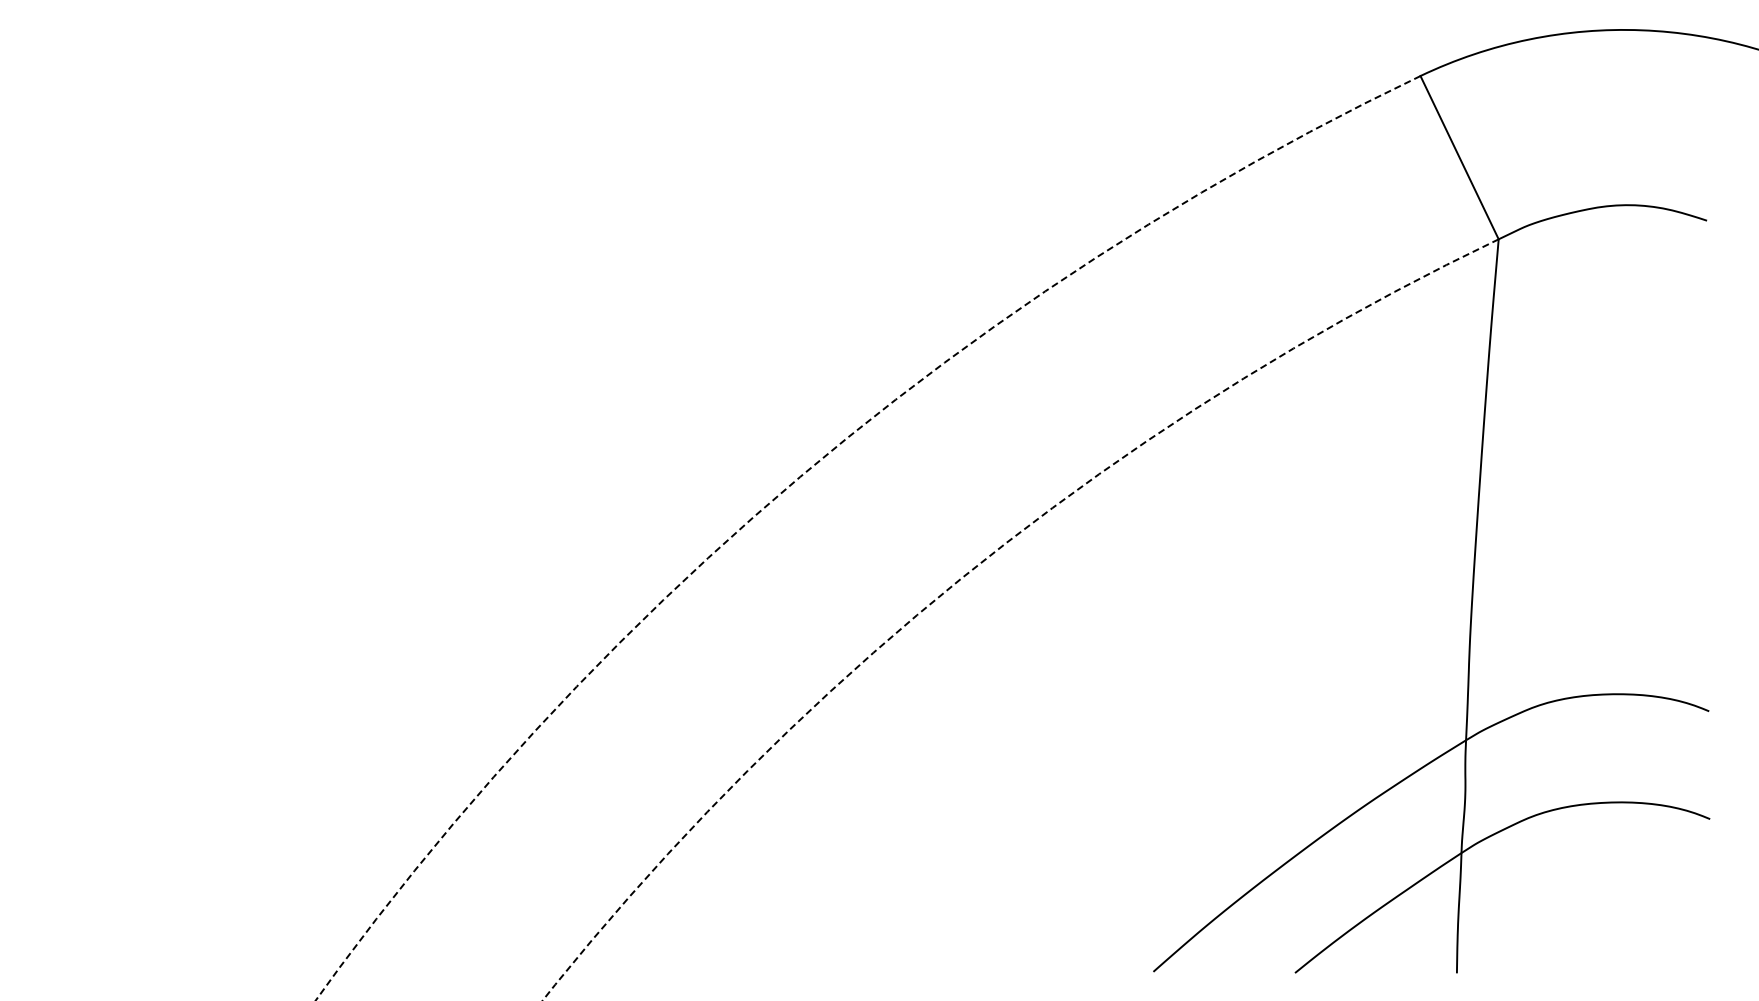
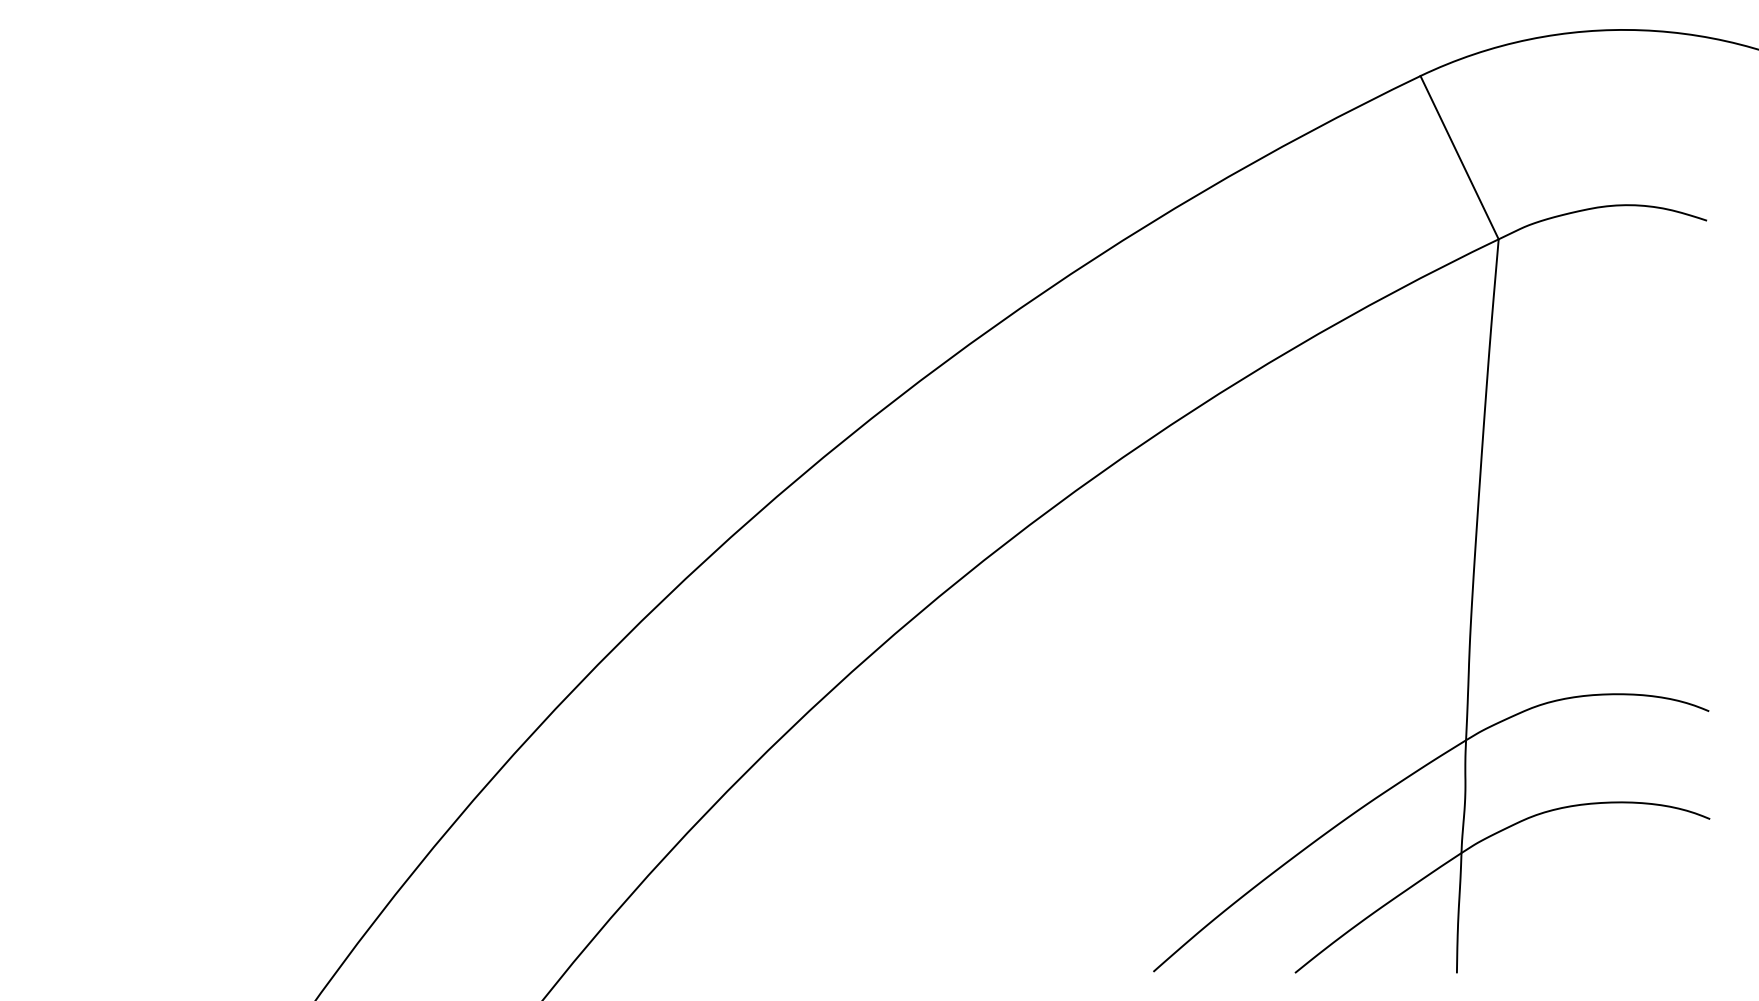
arc: dashed -> solid (809, 469)
arc: dashed -> solid (978, 564)
